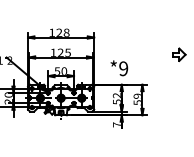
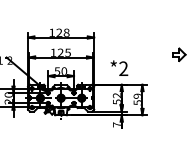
text: *9 -> *2 (123, 68)
